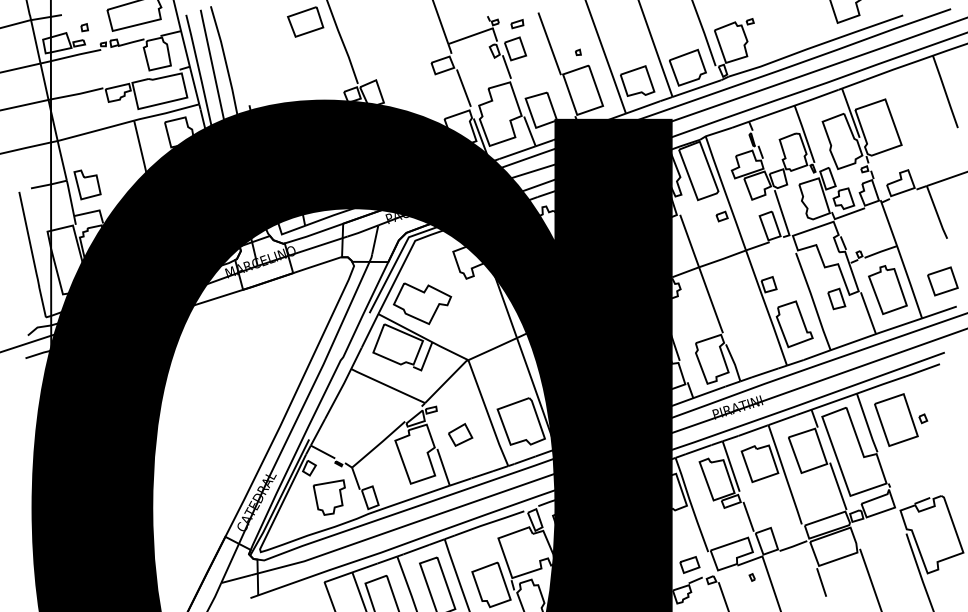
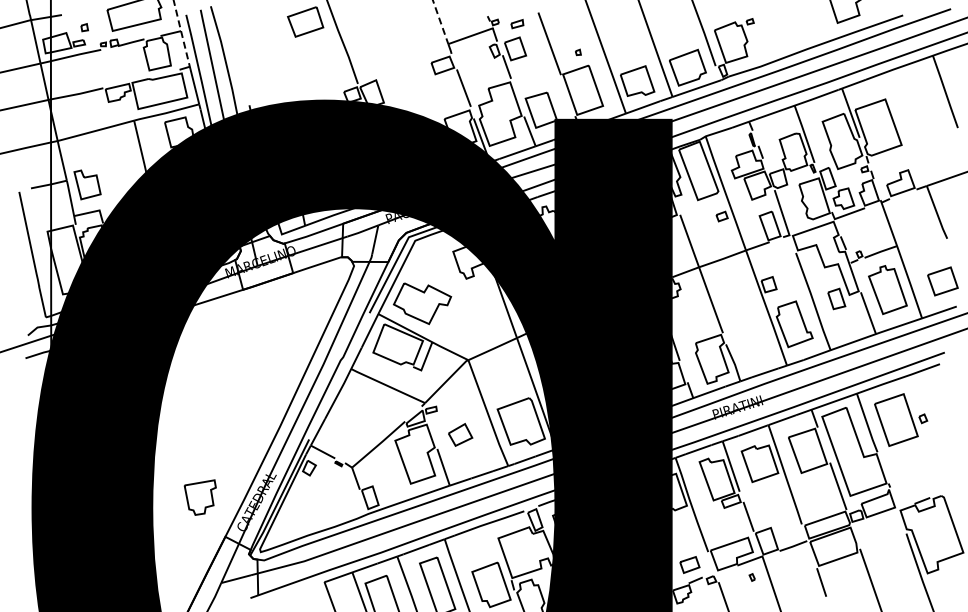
line: solid -> dashed (440, 22)
line: solid -> dashed (181, 34)
part position: (328, 497) -> (199, 497) (199, 497)
